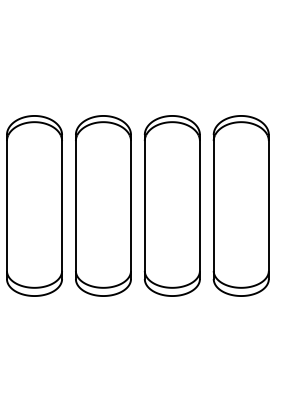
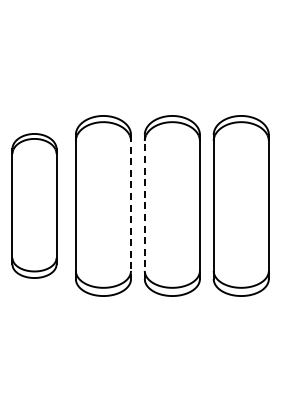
part size: 57x182 px -> 47x146 px (34, 205)
line: solid -> dashed (144, 206)
line: solid -> dashed (131, 207)
